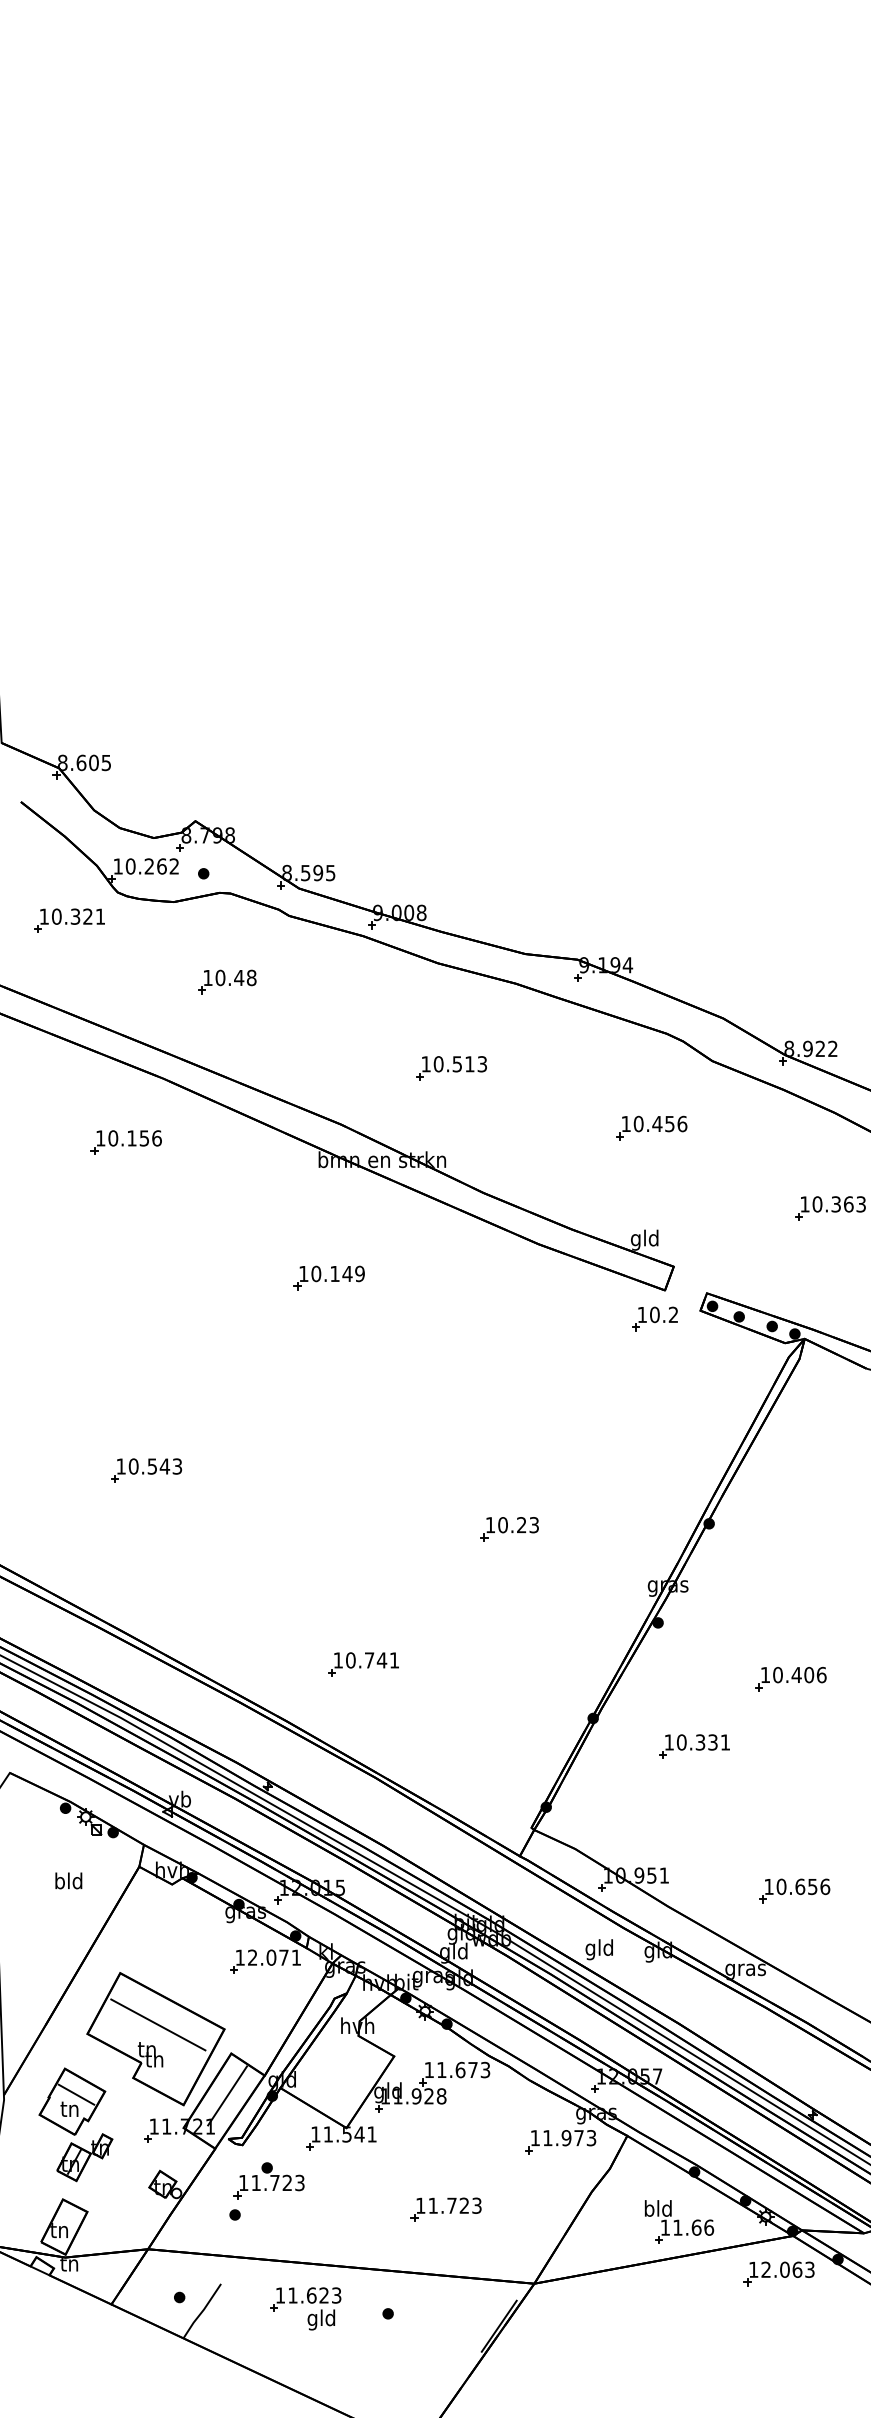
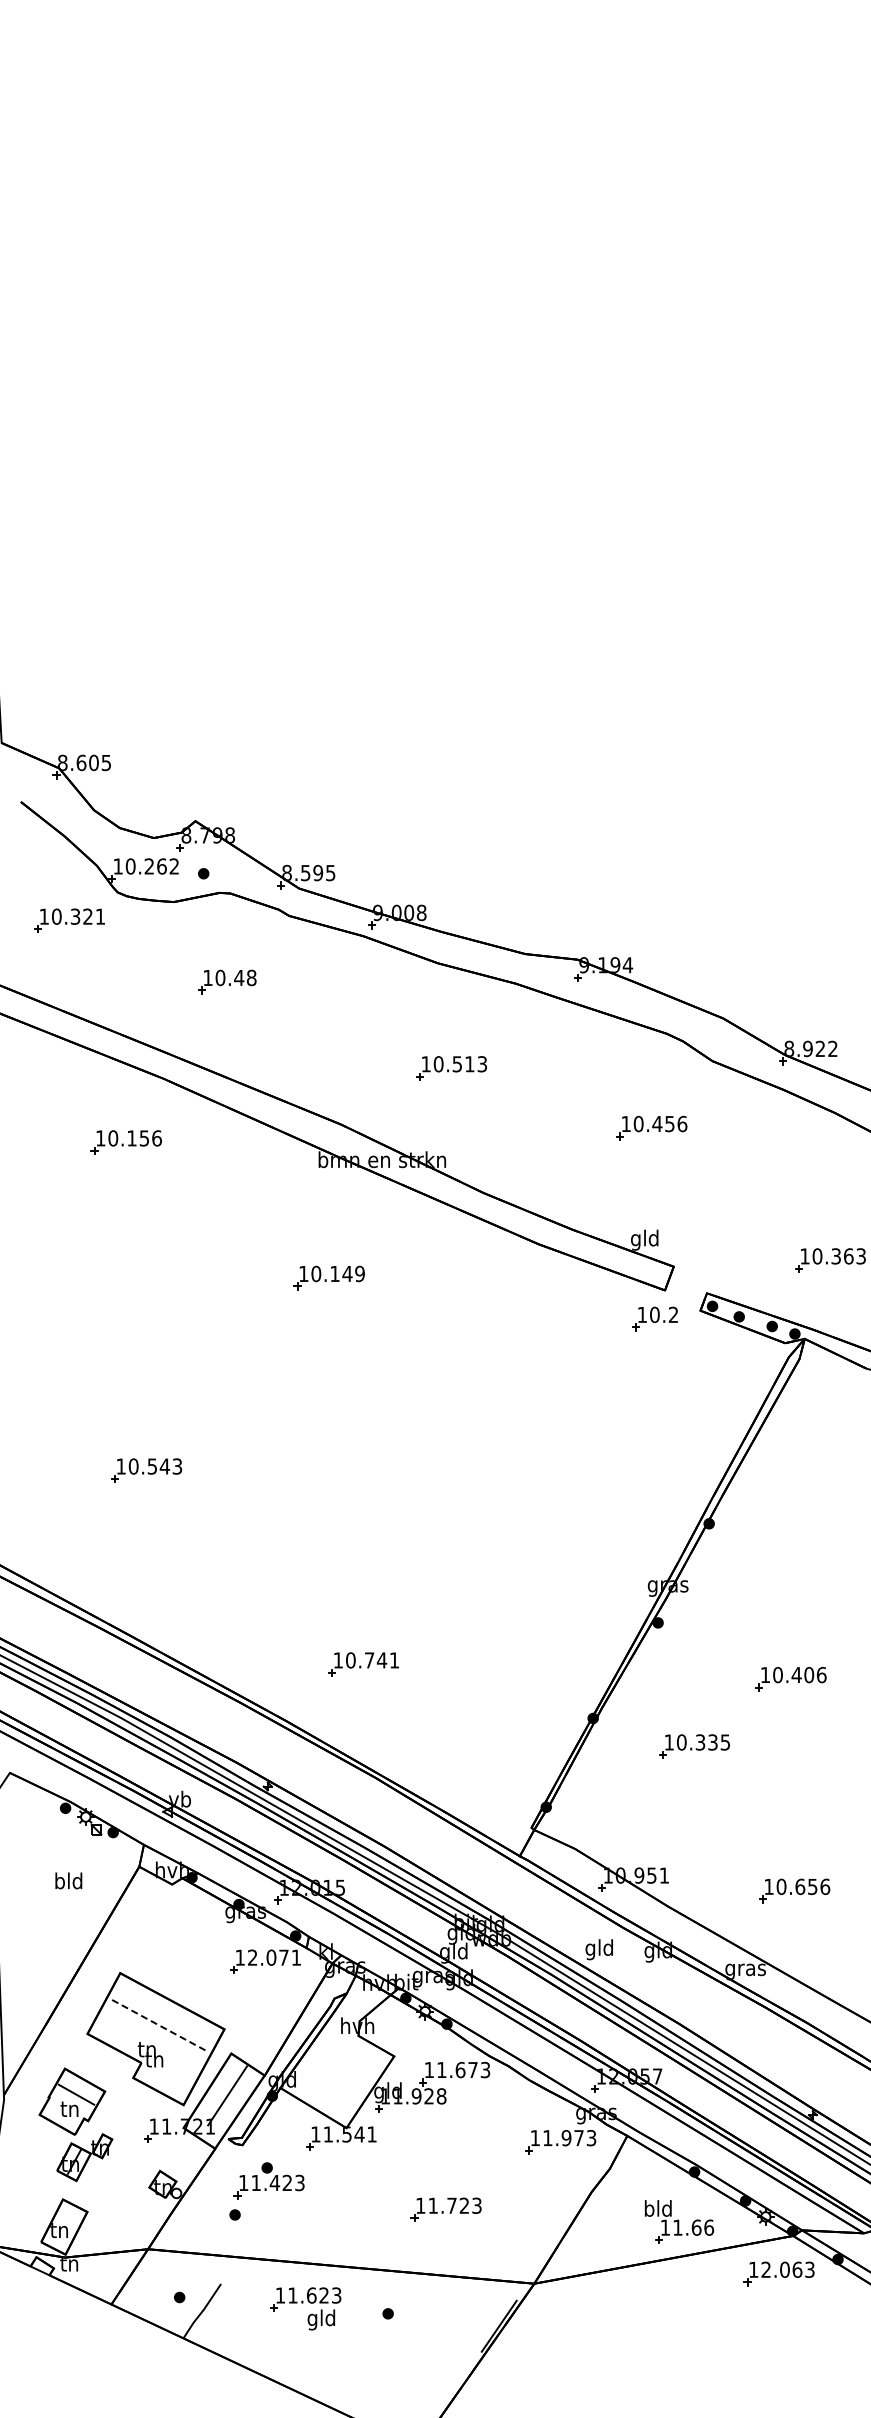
part position: (830, 1208) -> (830, 1260) (830, 1260)
part: present -> none (509, 1529)
text: 10.331 -> 10.335 (724, 1742)
line: solid -> dashed (158, 2024)
text: 11.723 -> 11.423 (274, 2182)
